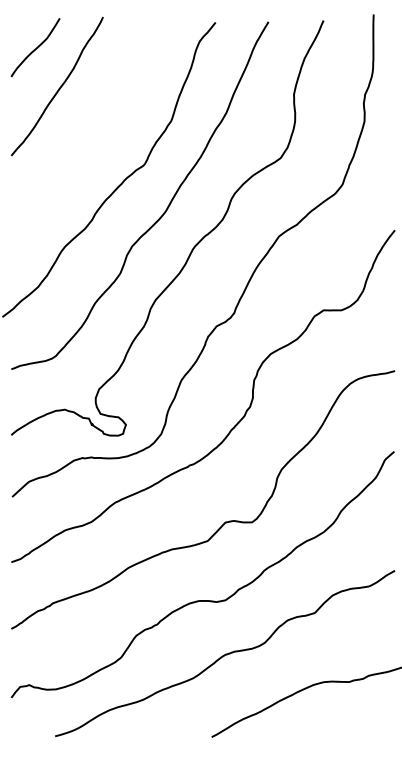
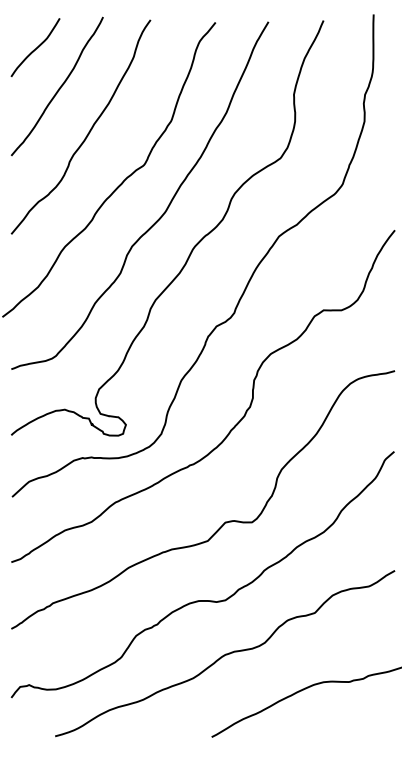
curve: none -> present (88, 131)
